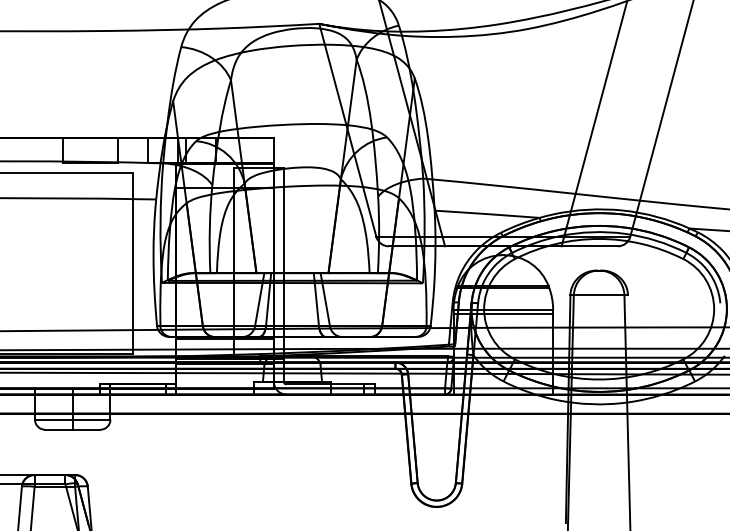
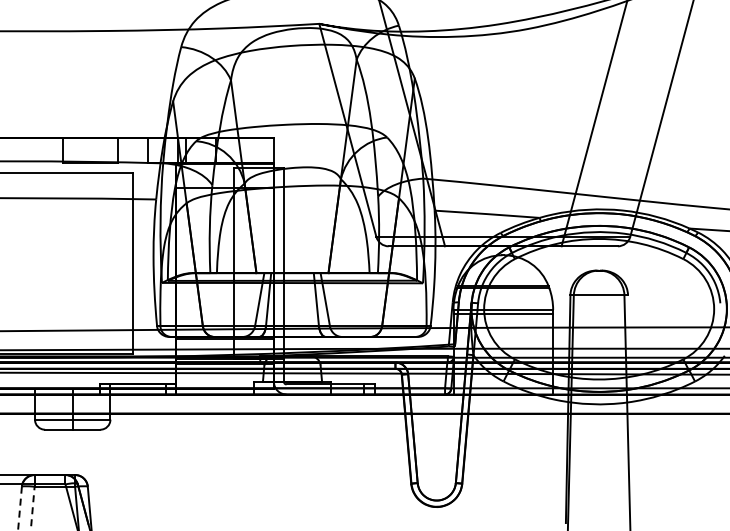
line: solid -> dashed (20, 508)
line: solid -> dashed (32, 508)
